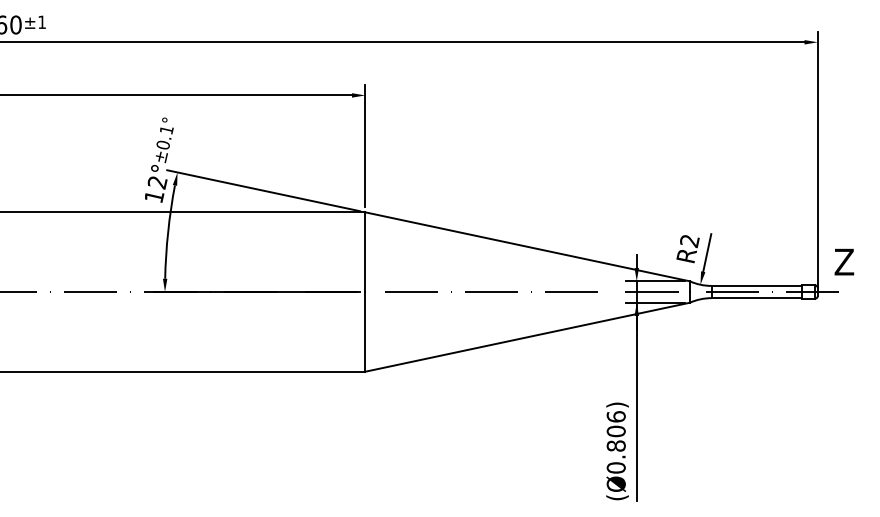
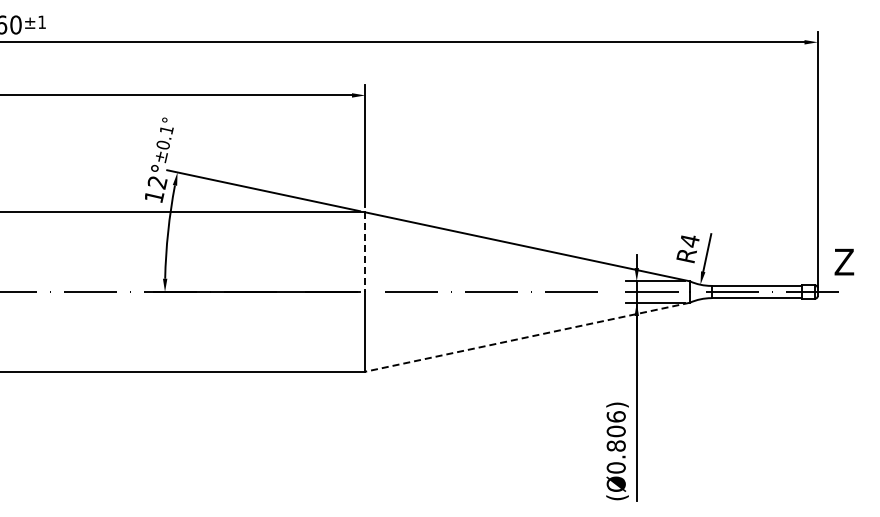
text: R2 -> R4 (689, 241)
line: solid -> dashed (365, 252)
line: solid -> dashed (527, 337)
